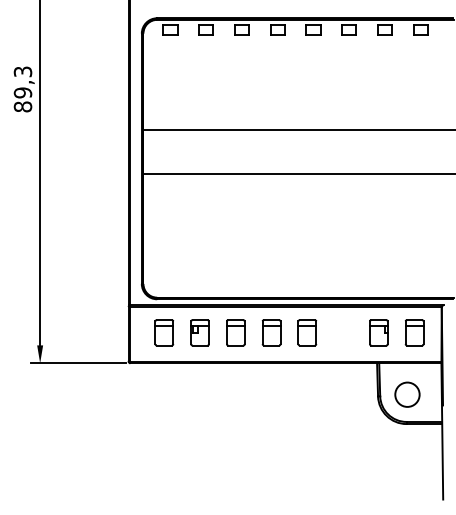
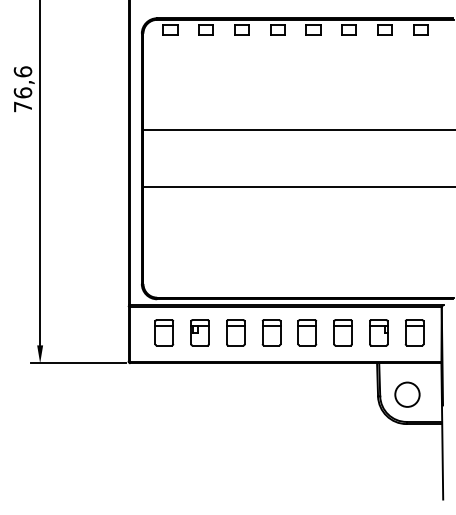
text: 89,3 -> 76,6 (22, 89)
line position: (297, 174) -> (297, 187) (297, 187)
part: none -> present (342, 332)
